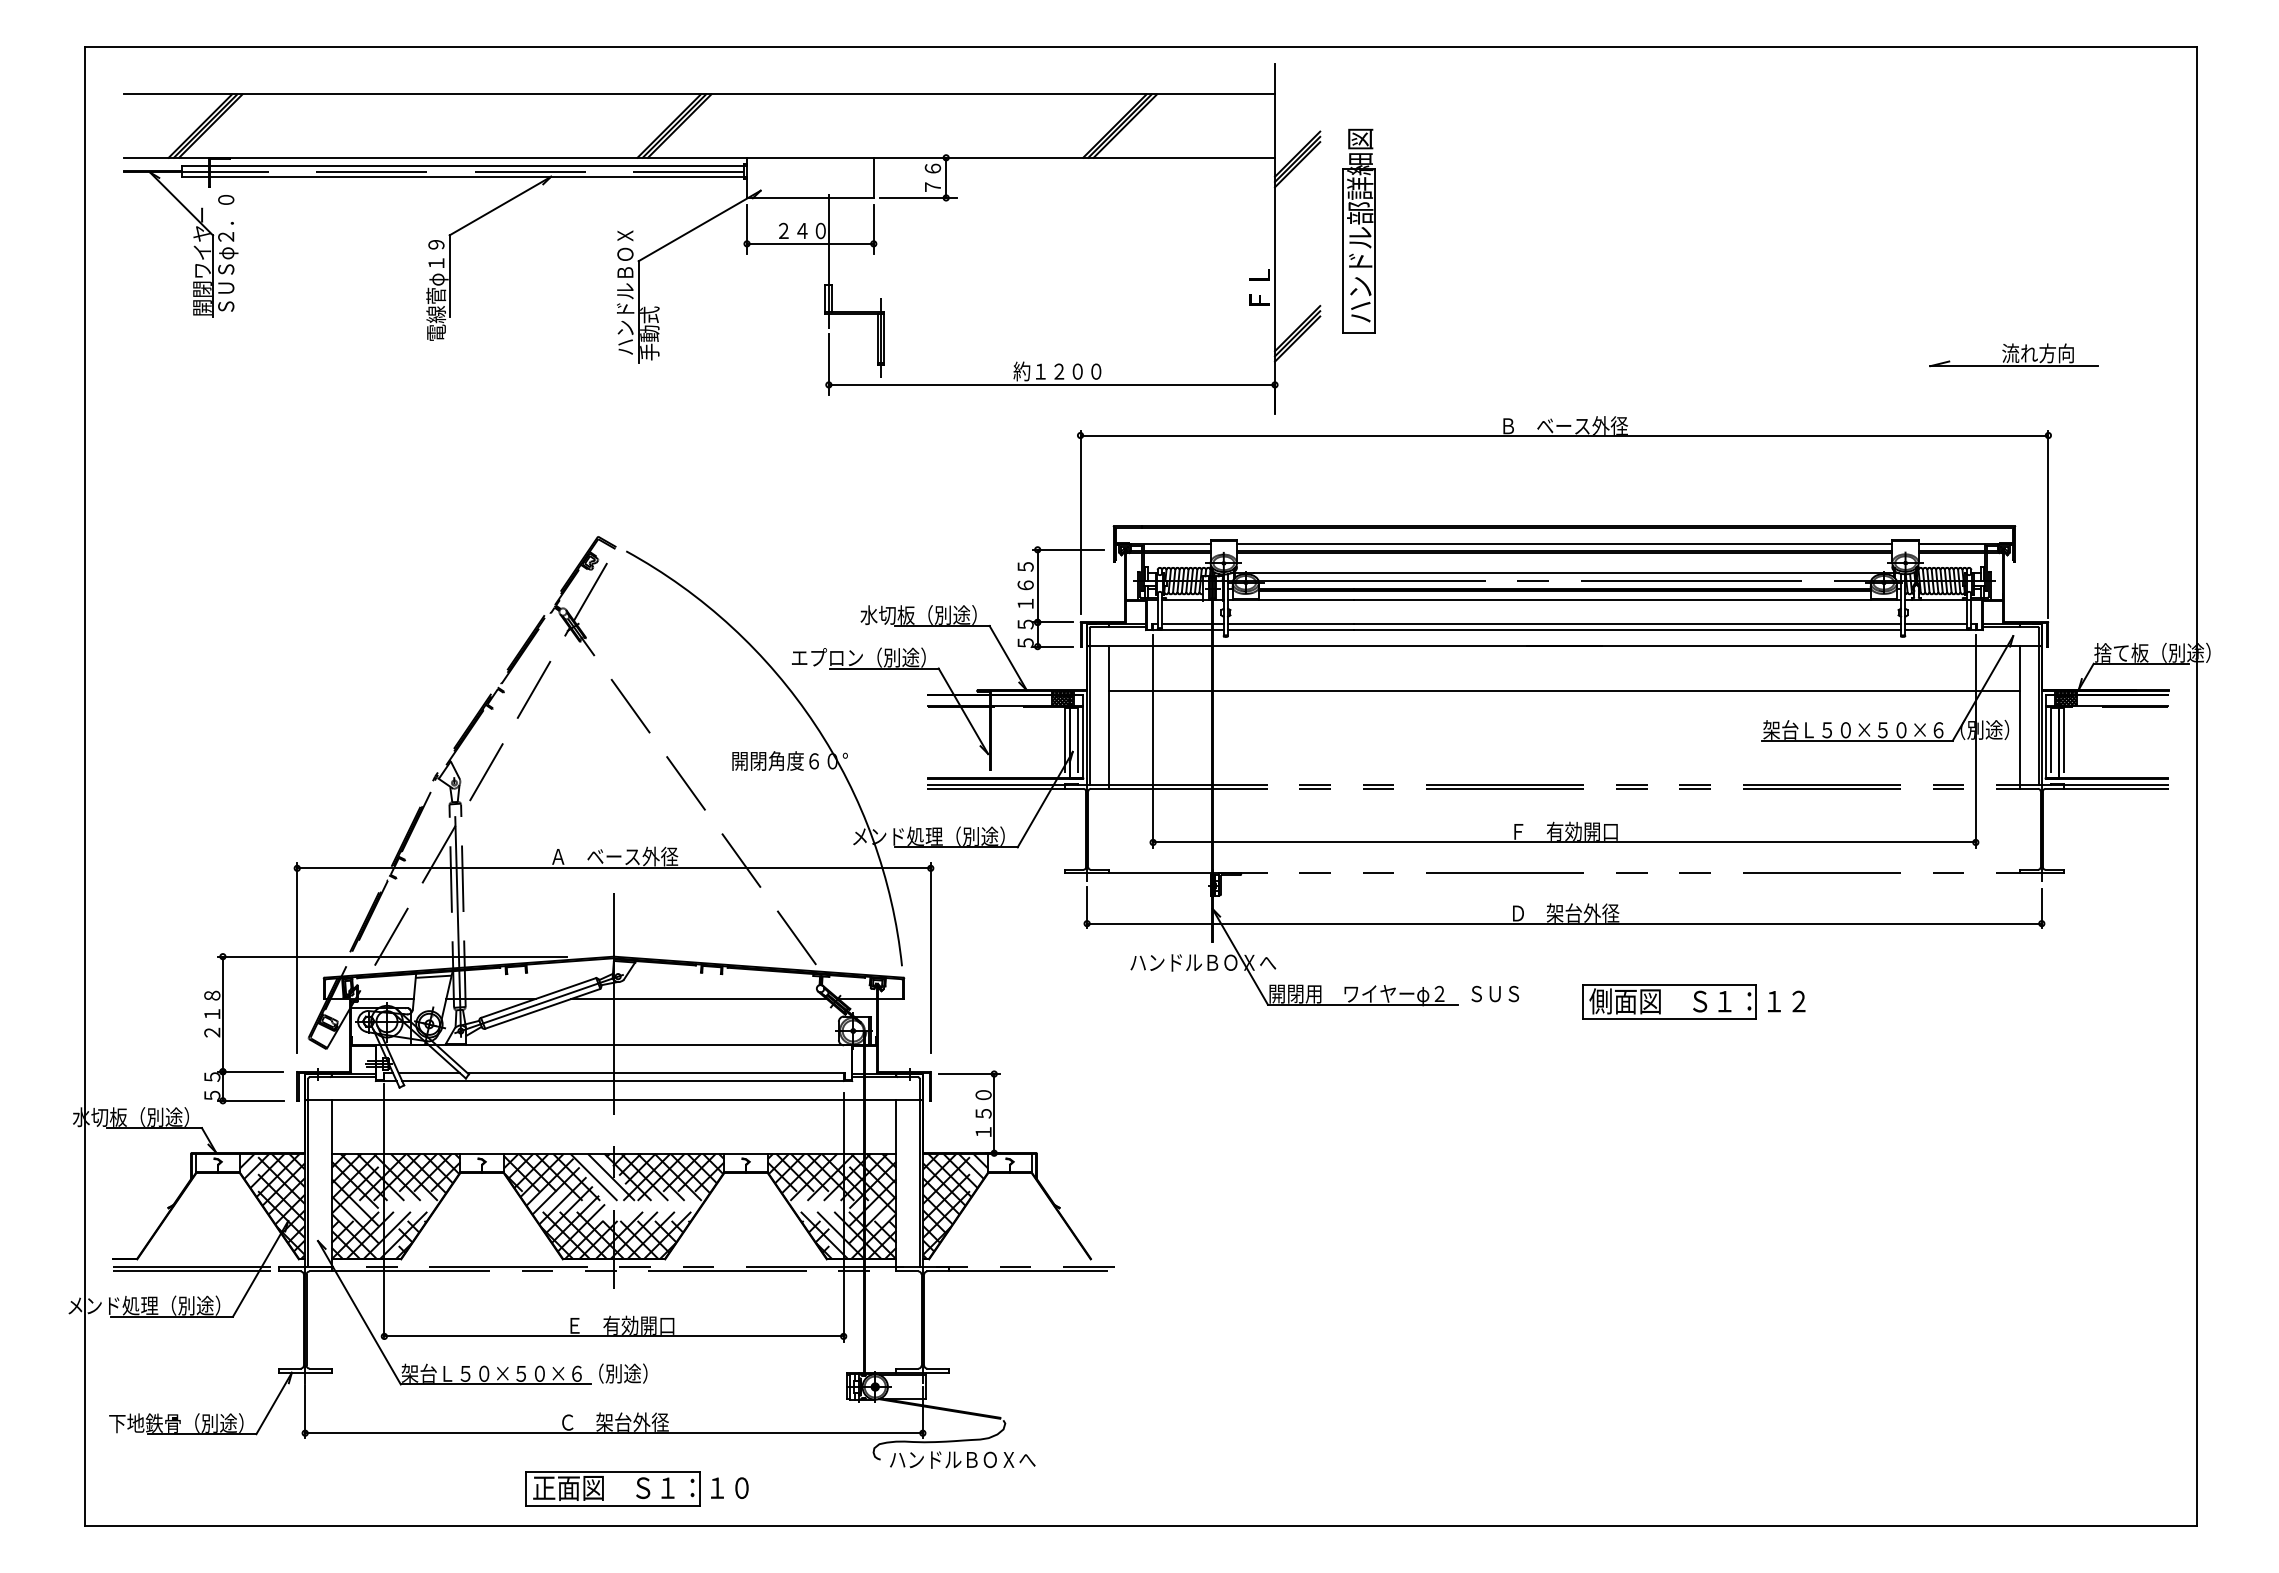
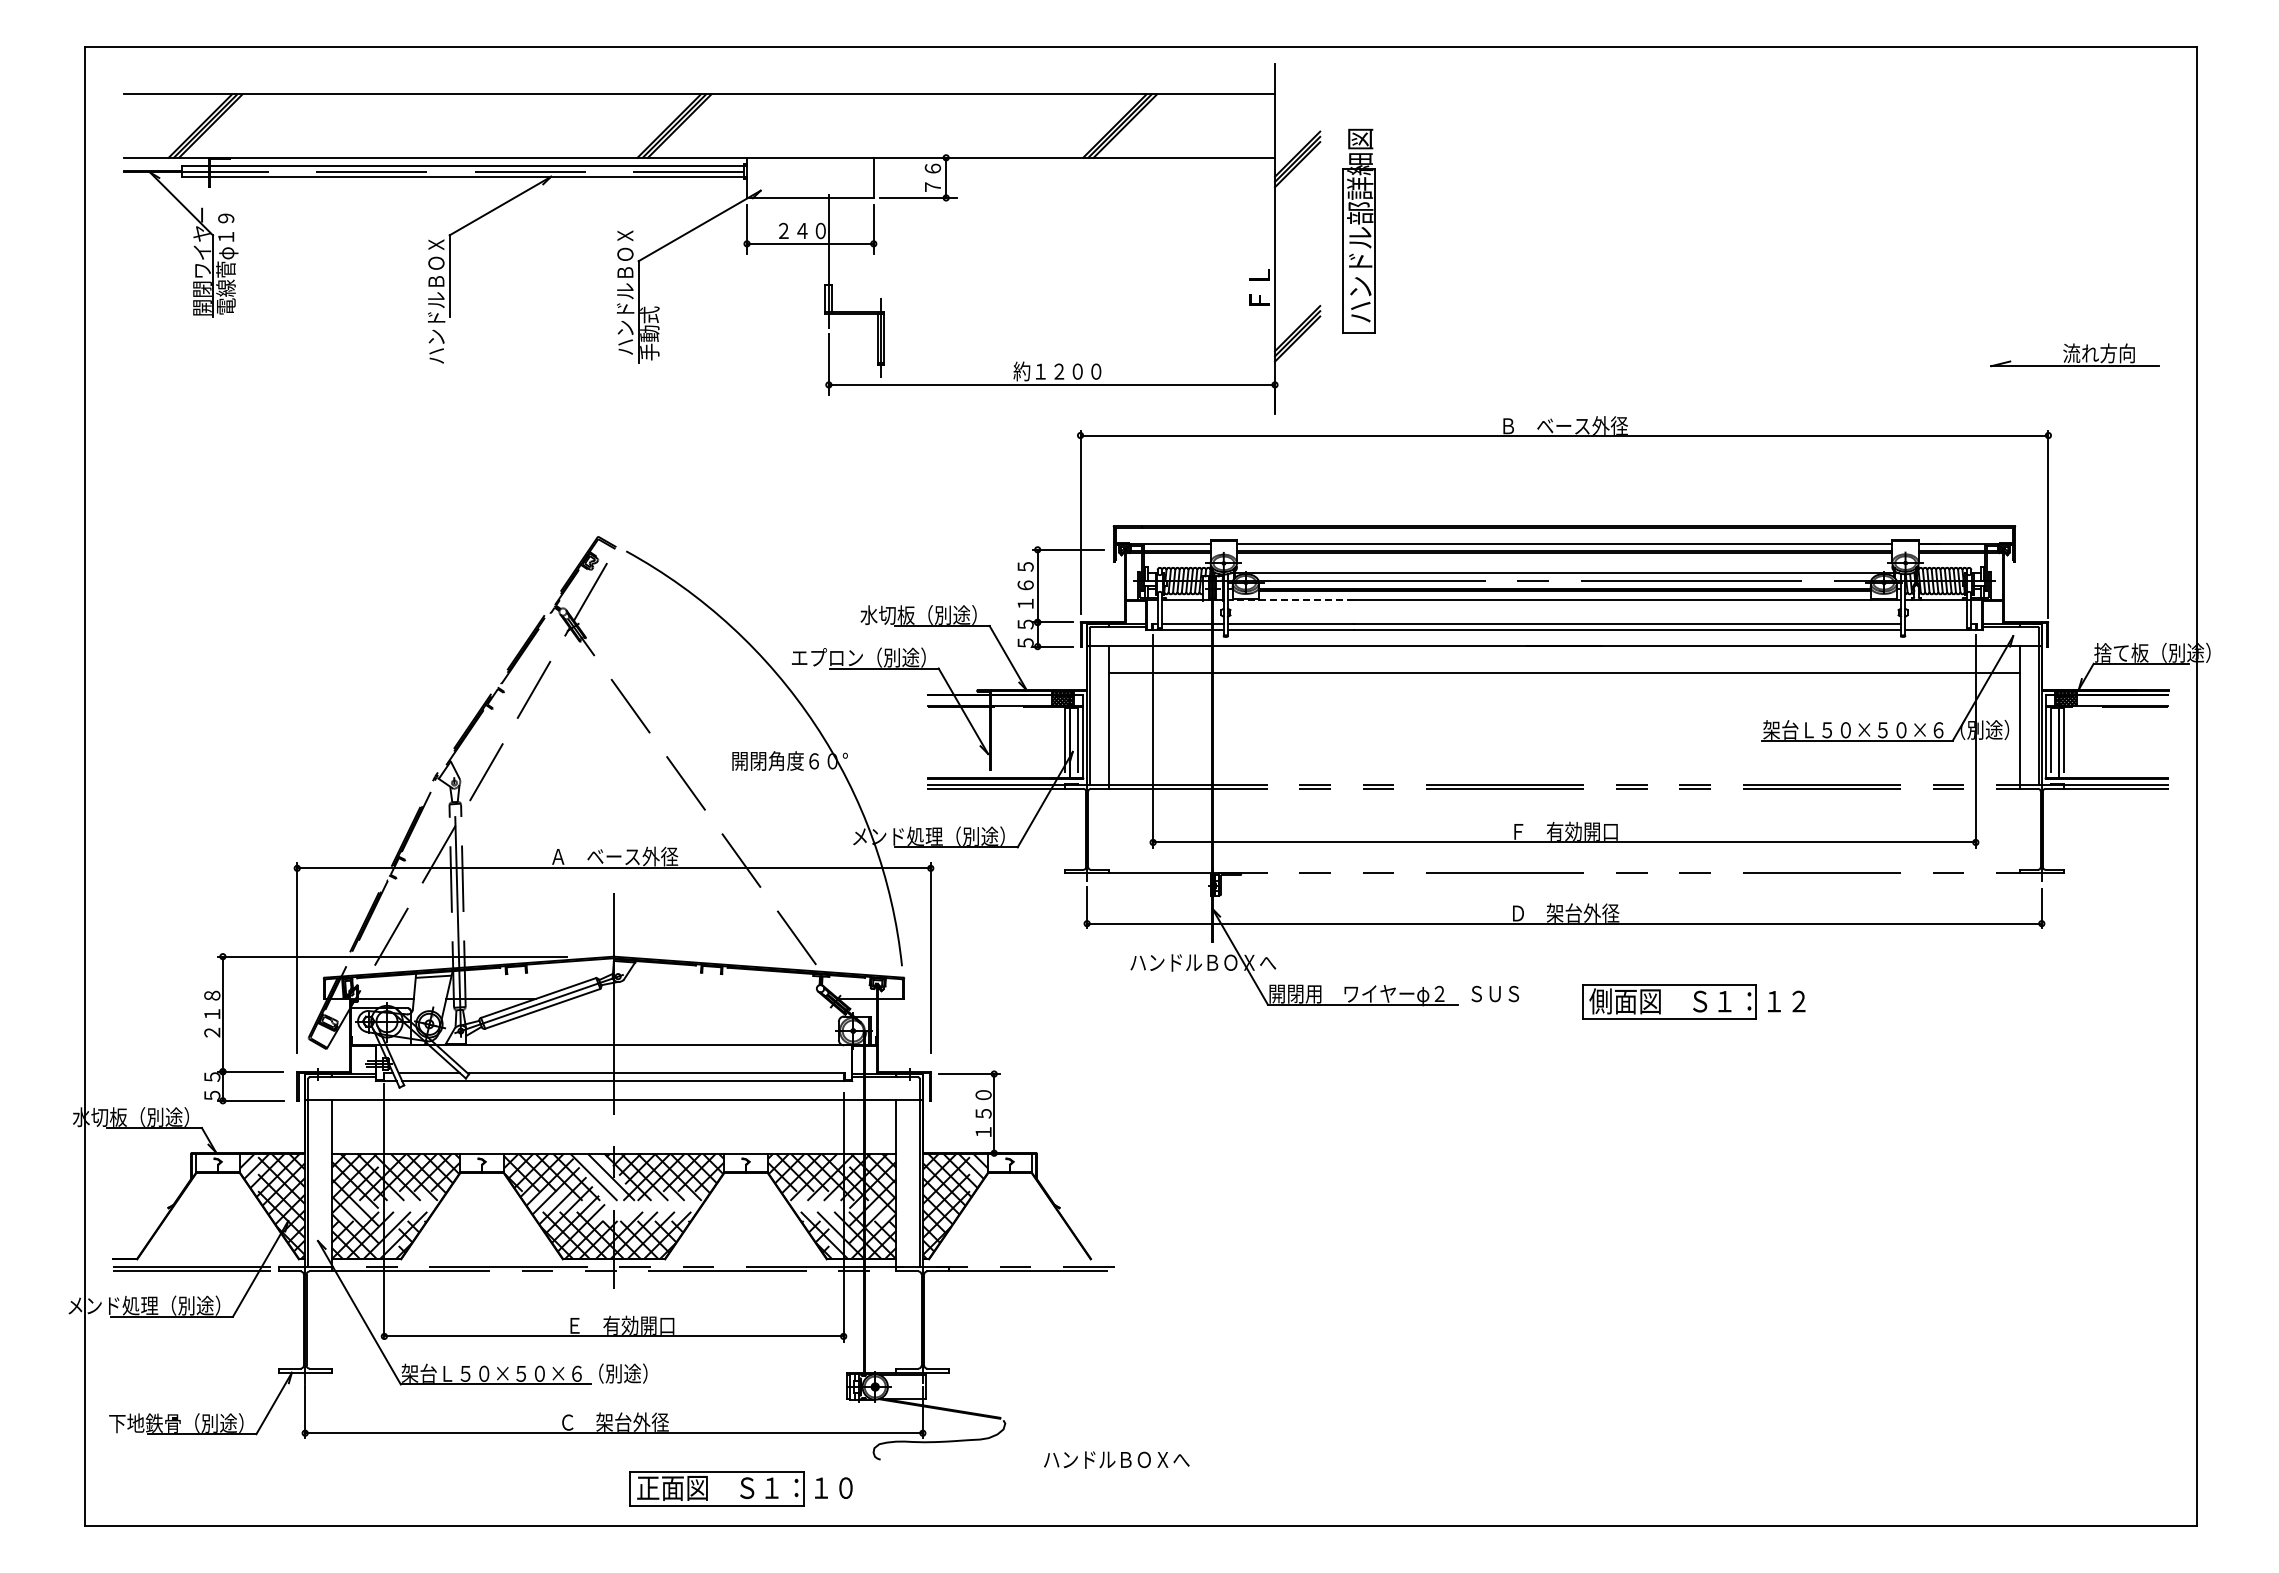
text: ＳＵＳφ２．０ -> 電線菅φ１９ (225, 254)
text: 電線菅φ１９ -> ハンドルＢＯＸ (437, 301)
part position: (2013, 355) -> (2074, 355) (2074, 355)
line: solid -> dashed (1290, 600)
line: present -> none (1935, 623)
line position: (1564, 690) -> (1564, 672) (1564, 672)
line: present -> none (698, 998)
text position: (962, 1459) -> (1116, 1459) (1116, 1459)
part position: (636, 1488) -> (740, 1488) (740, 1488)
